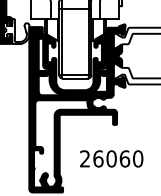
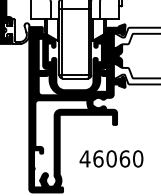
text: 26060 -> 46060 (84, 158)
